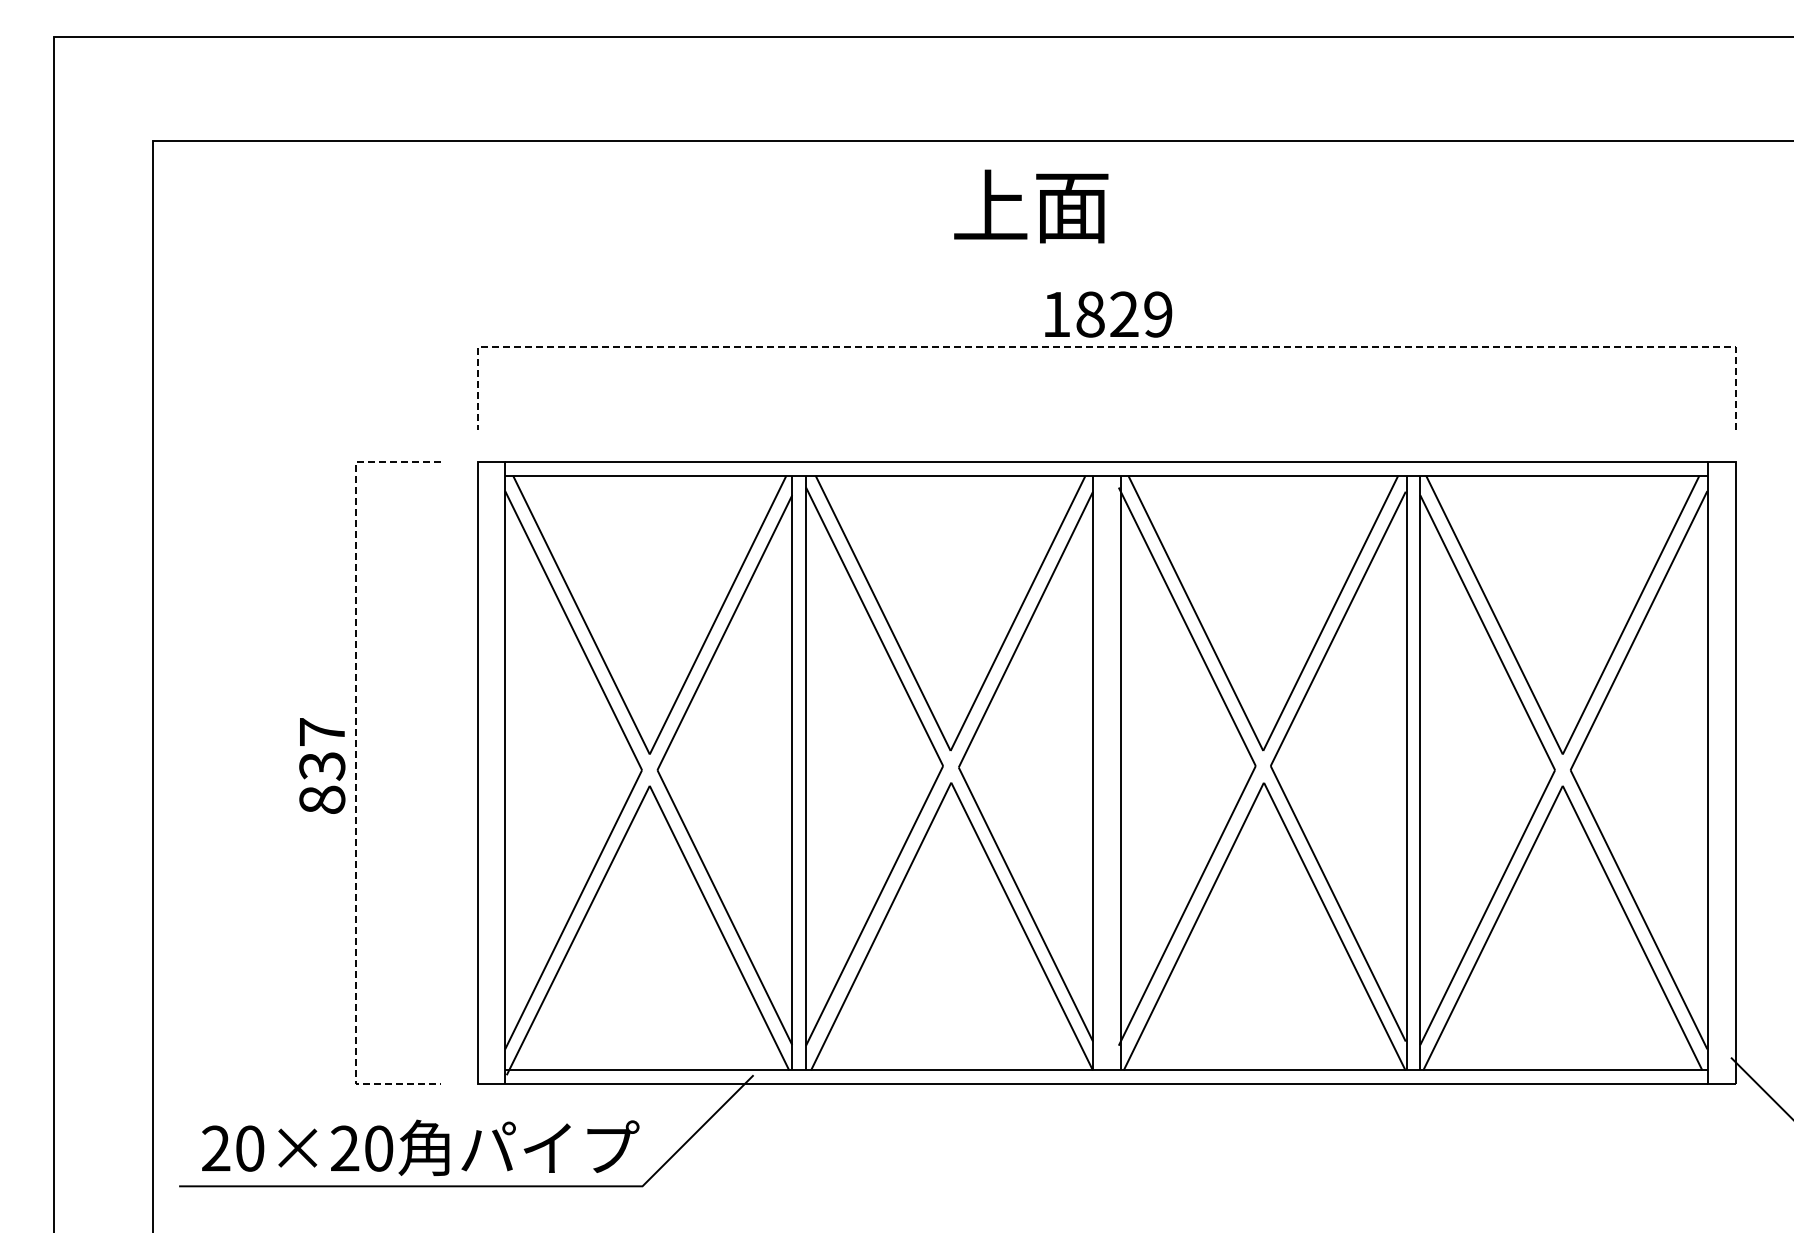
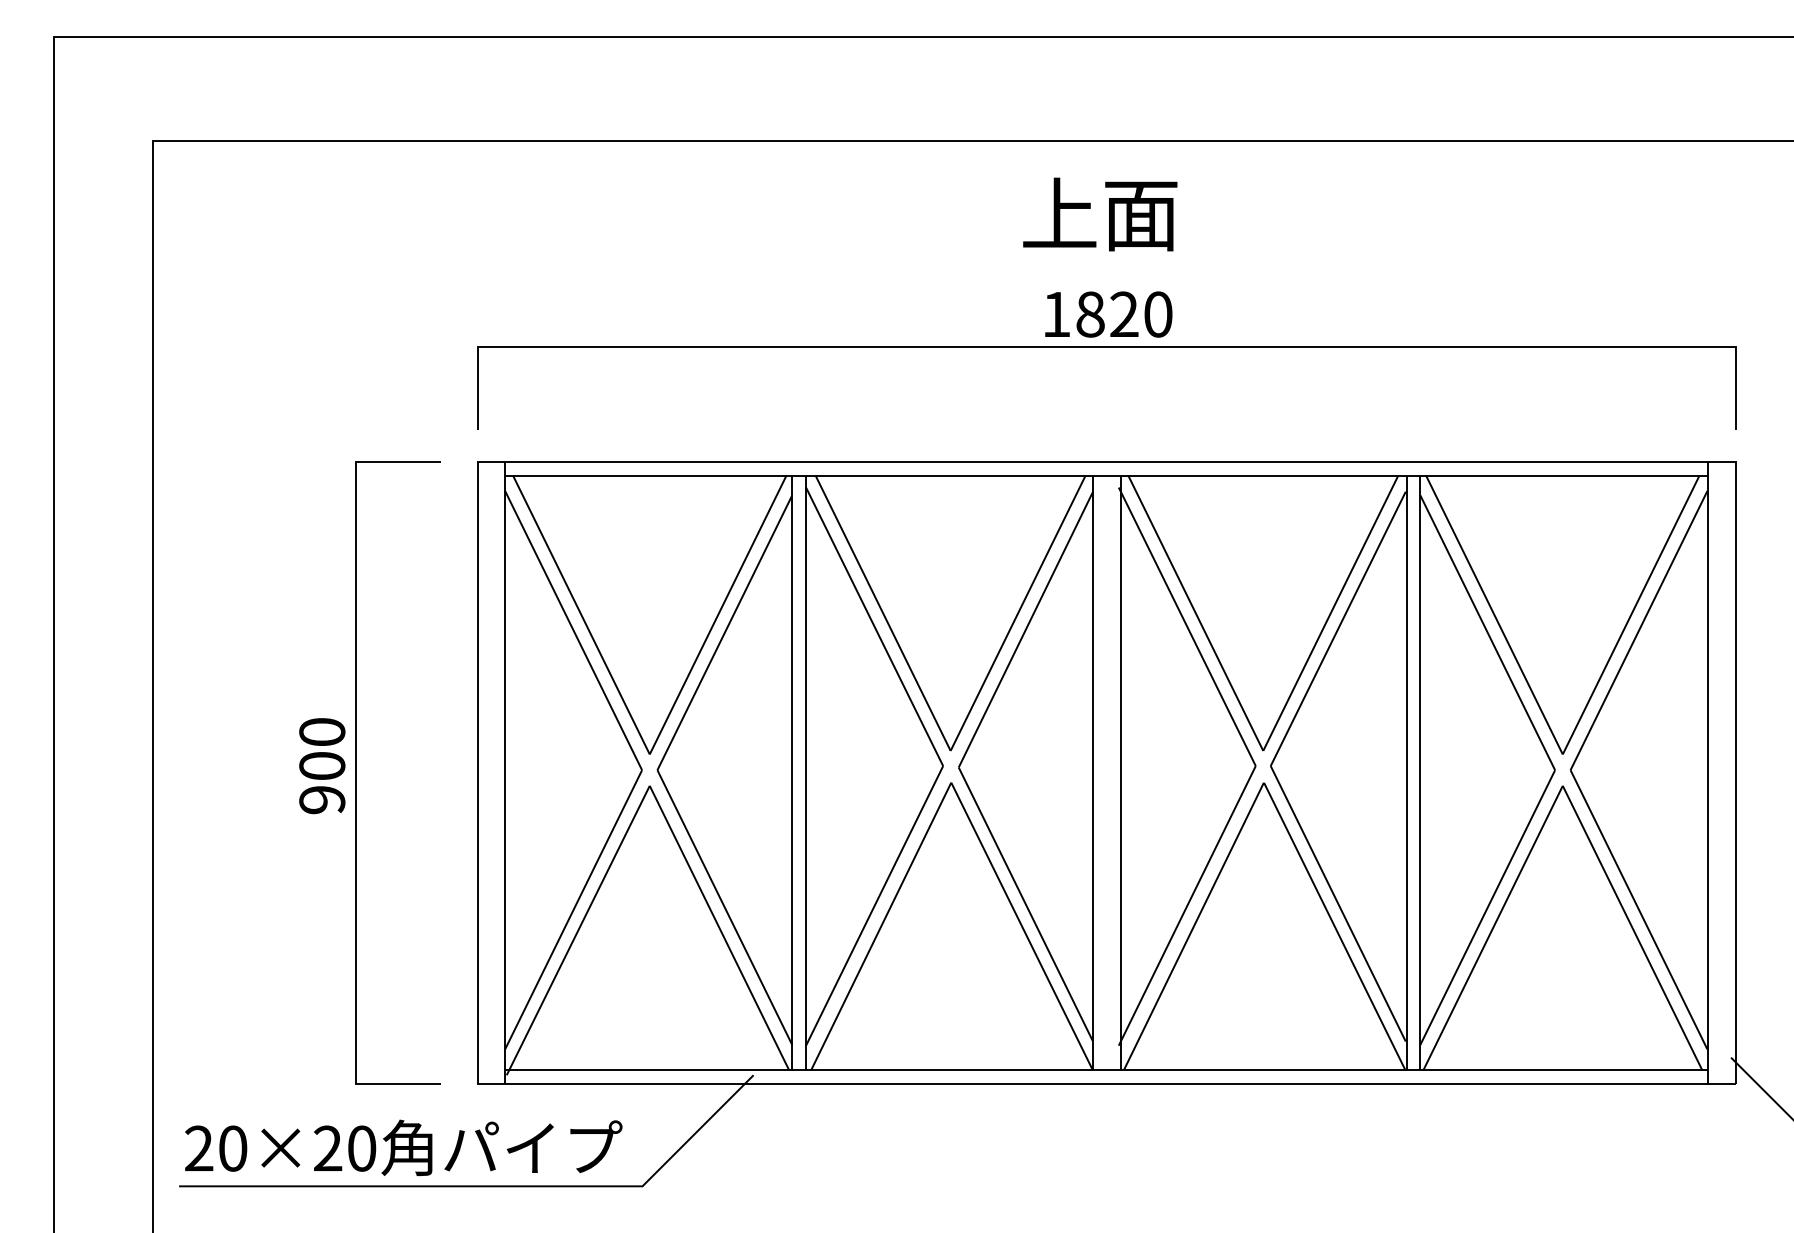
text position: (1031, 206) -> (1100, 214) (1100, 214)
text: 1829 -> 1820 (1158, 314)
line: dashed -> solid (1106, 347)
text: 837 -> 900 (322, 766)
line: dashed -> solid (355, 773)
text position: (420, 1147) -> (403, 1147) (403, 1147)
